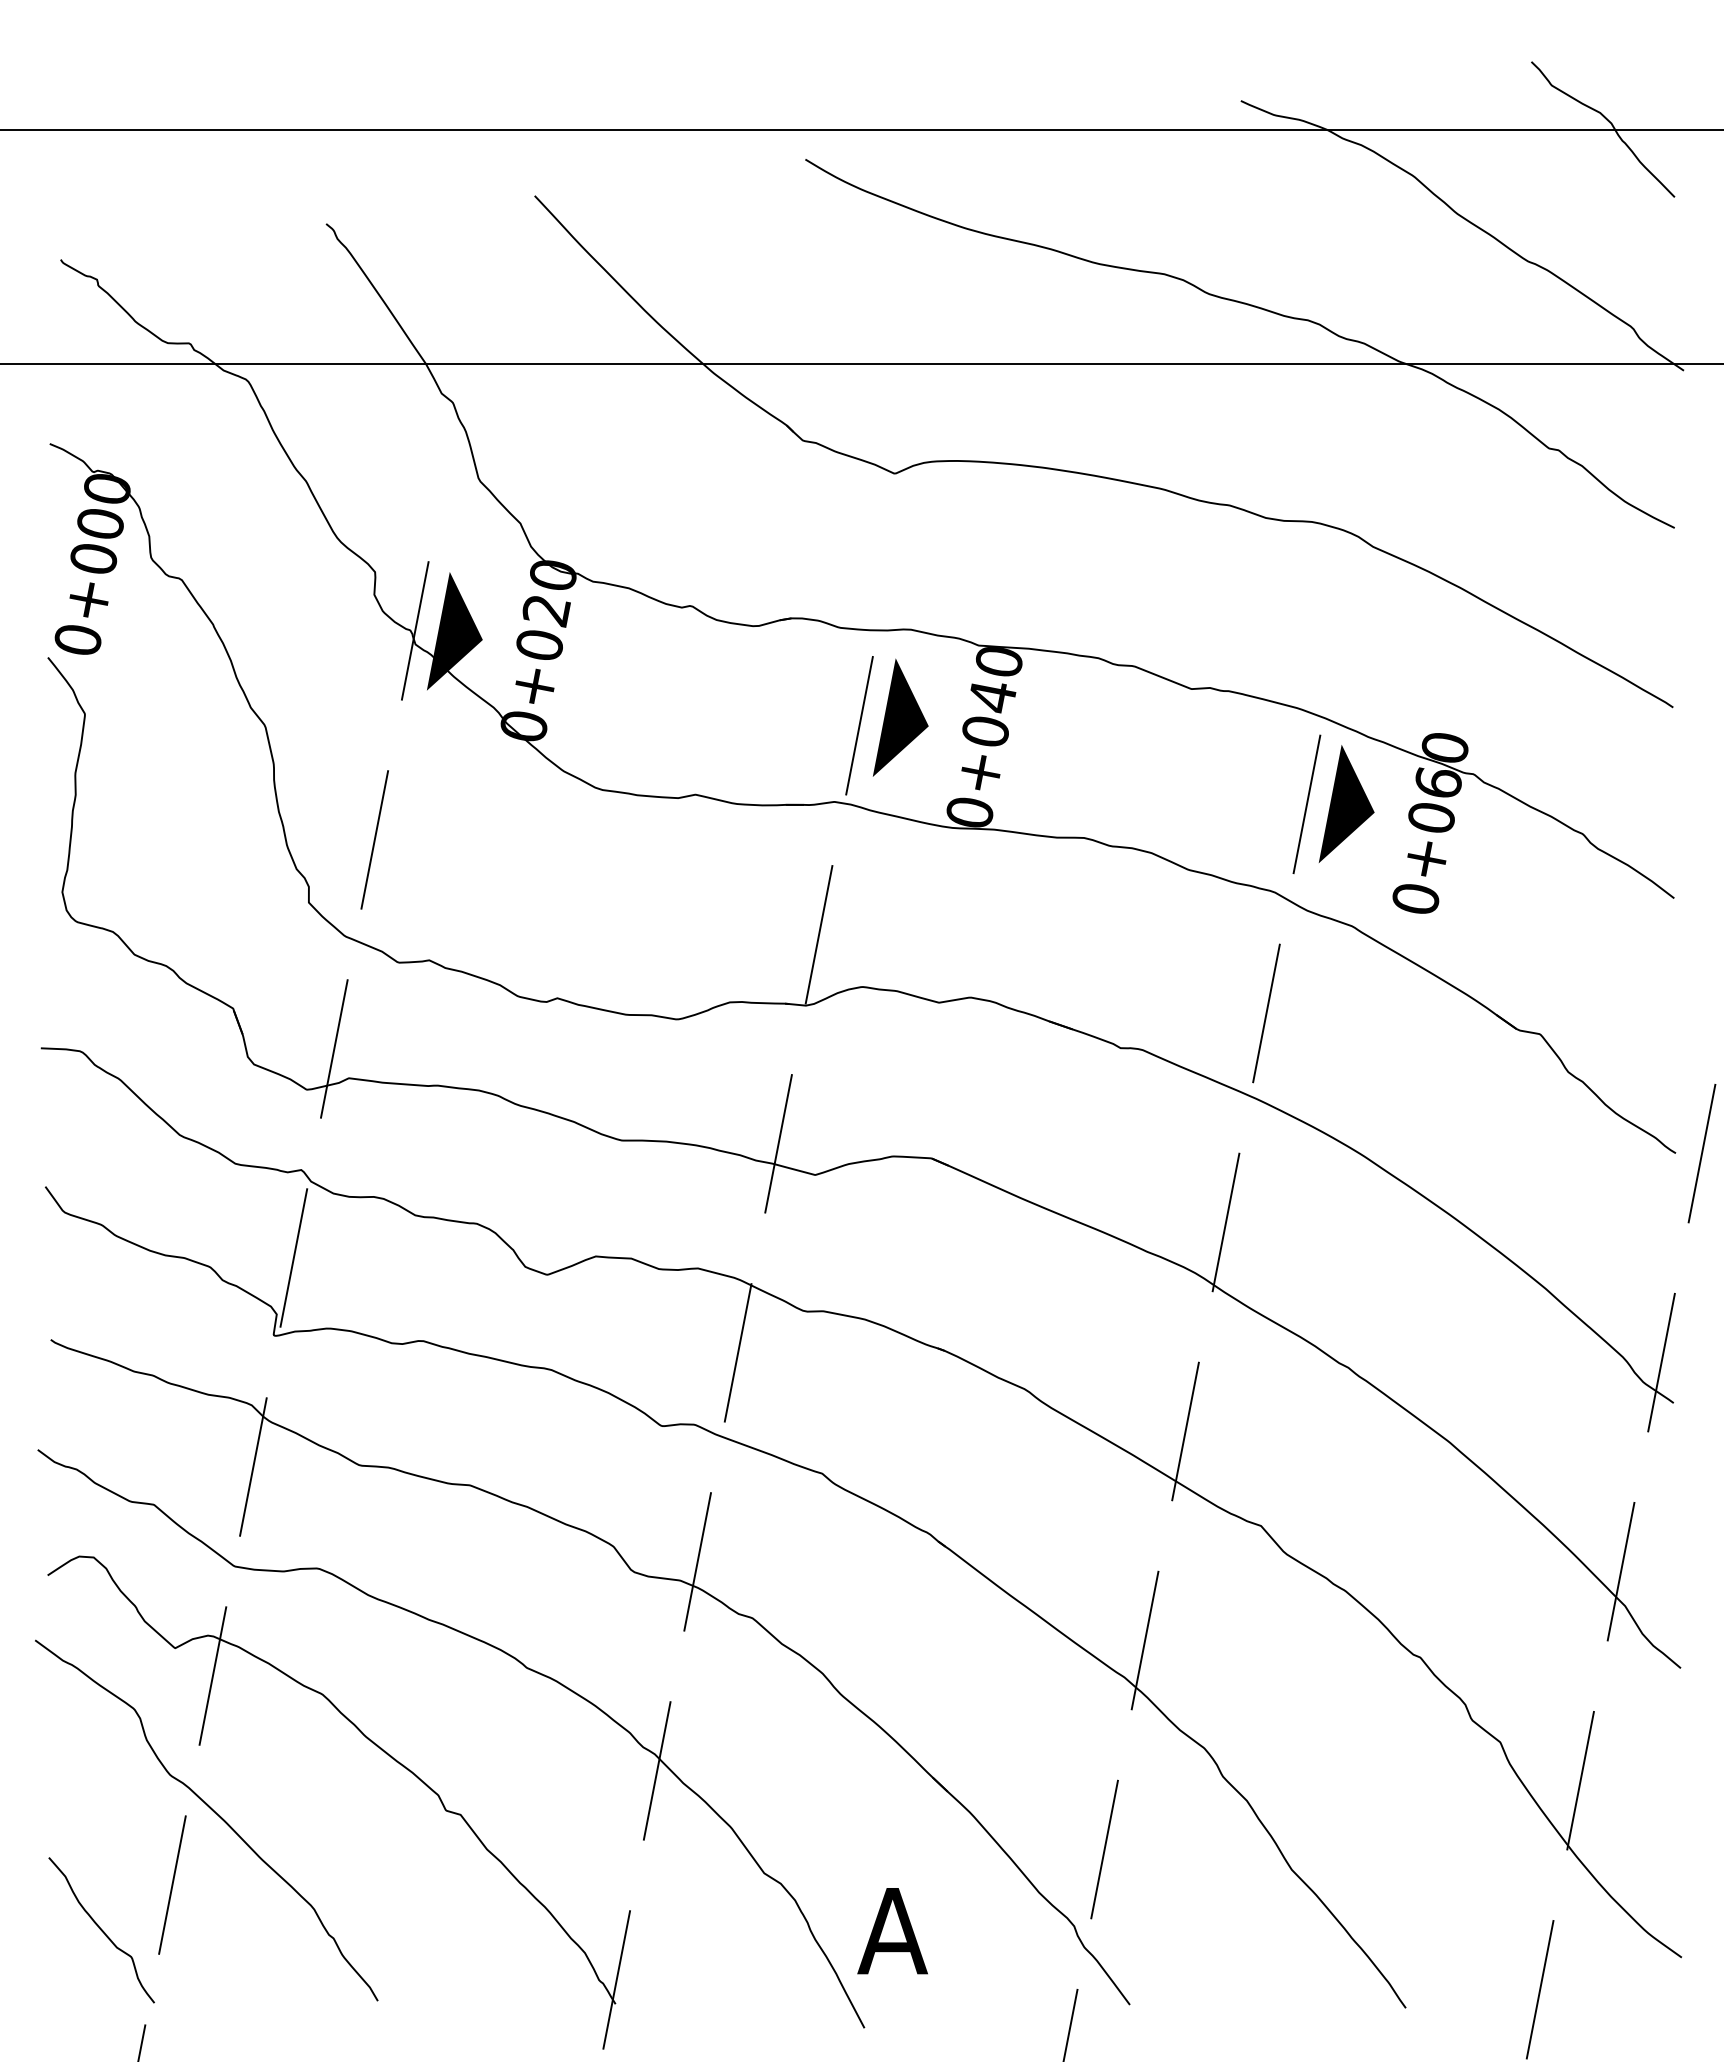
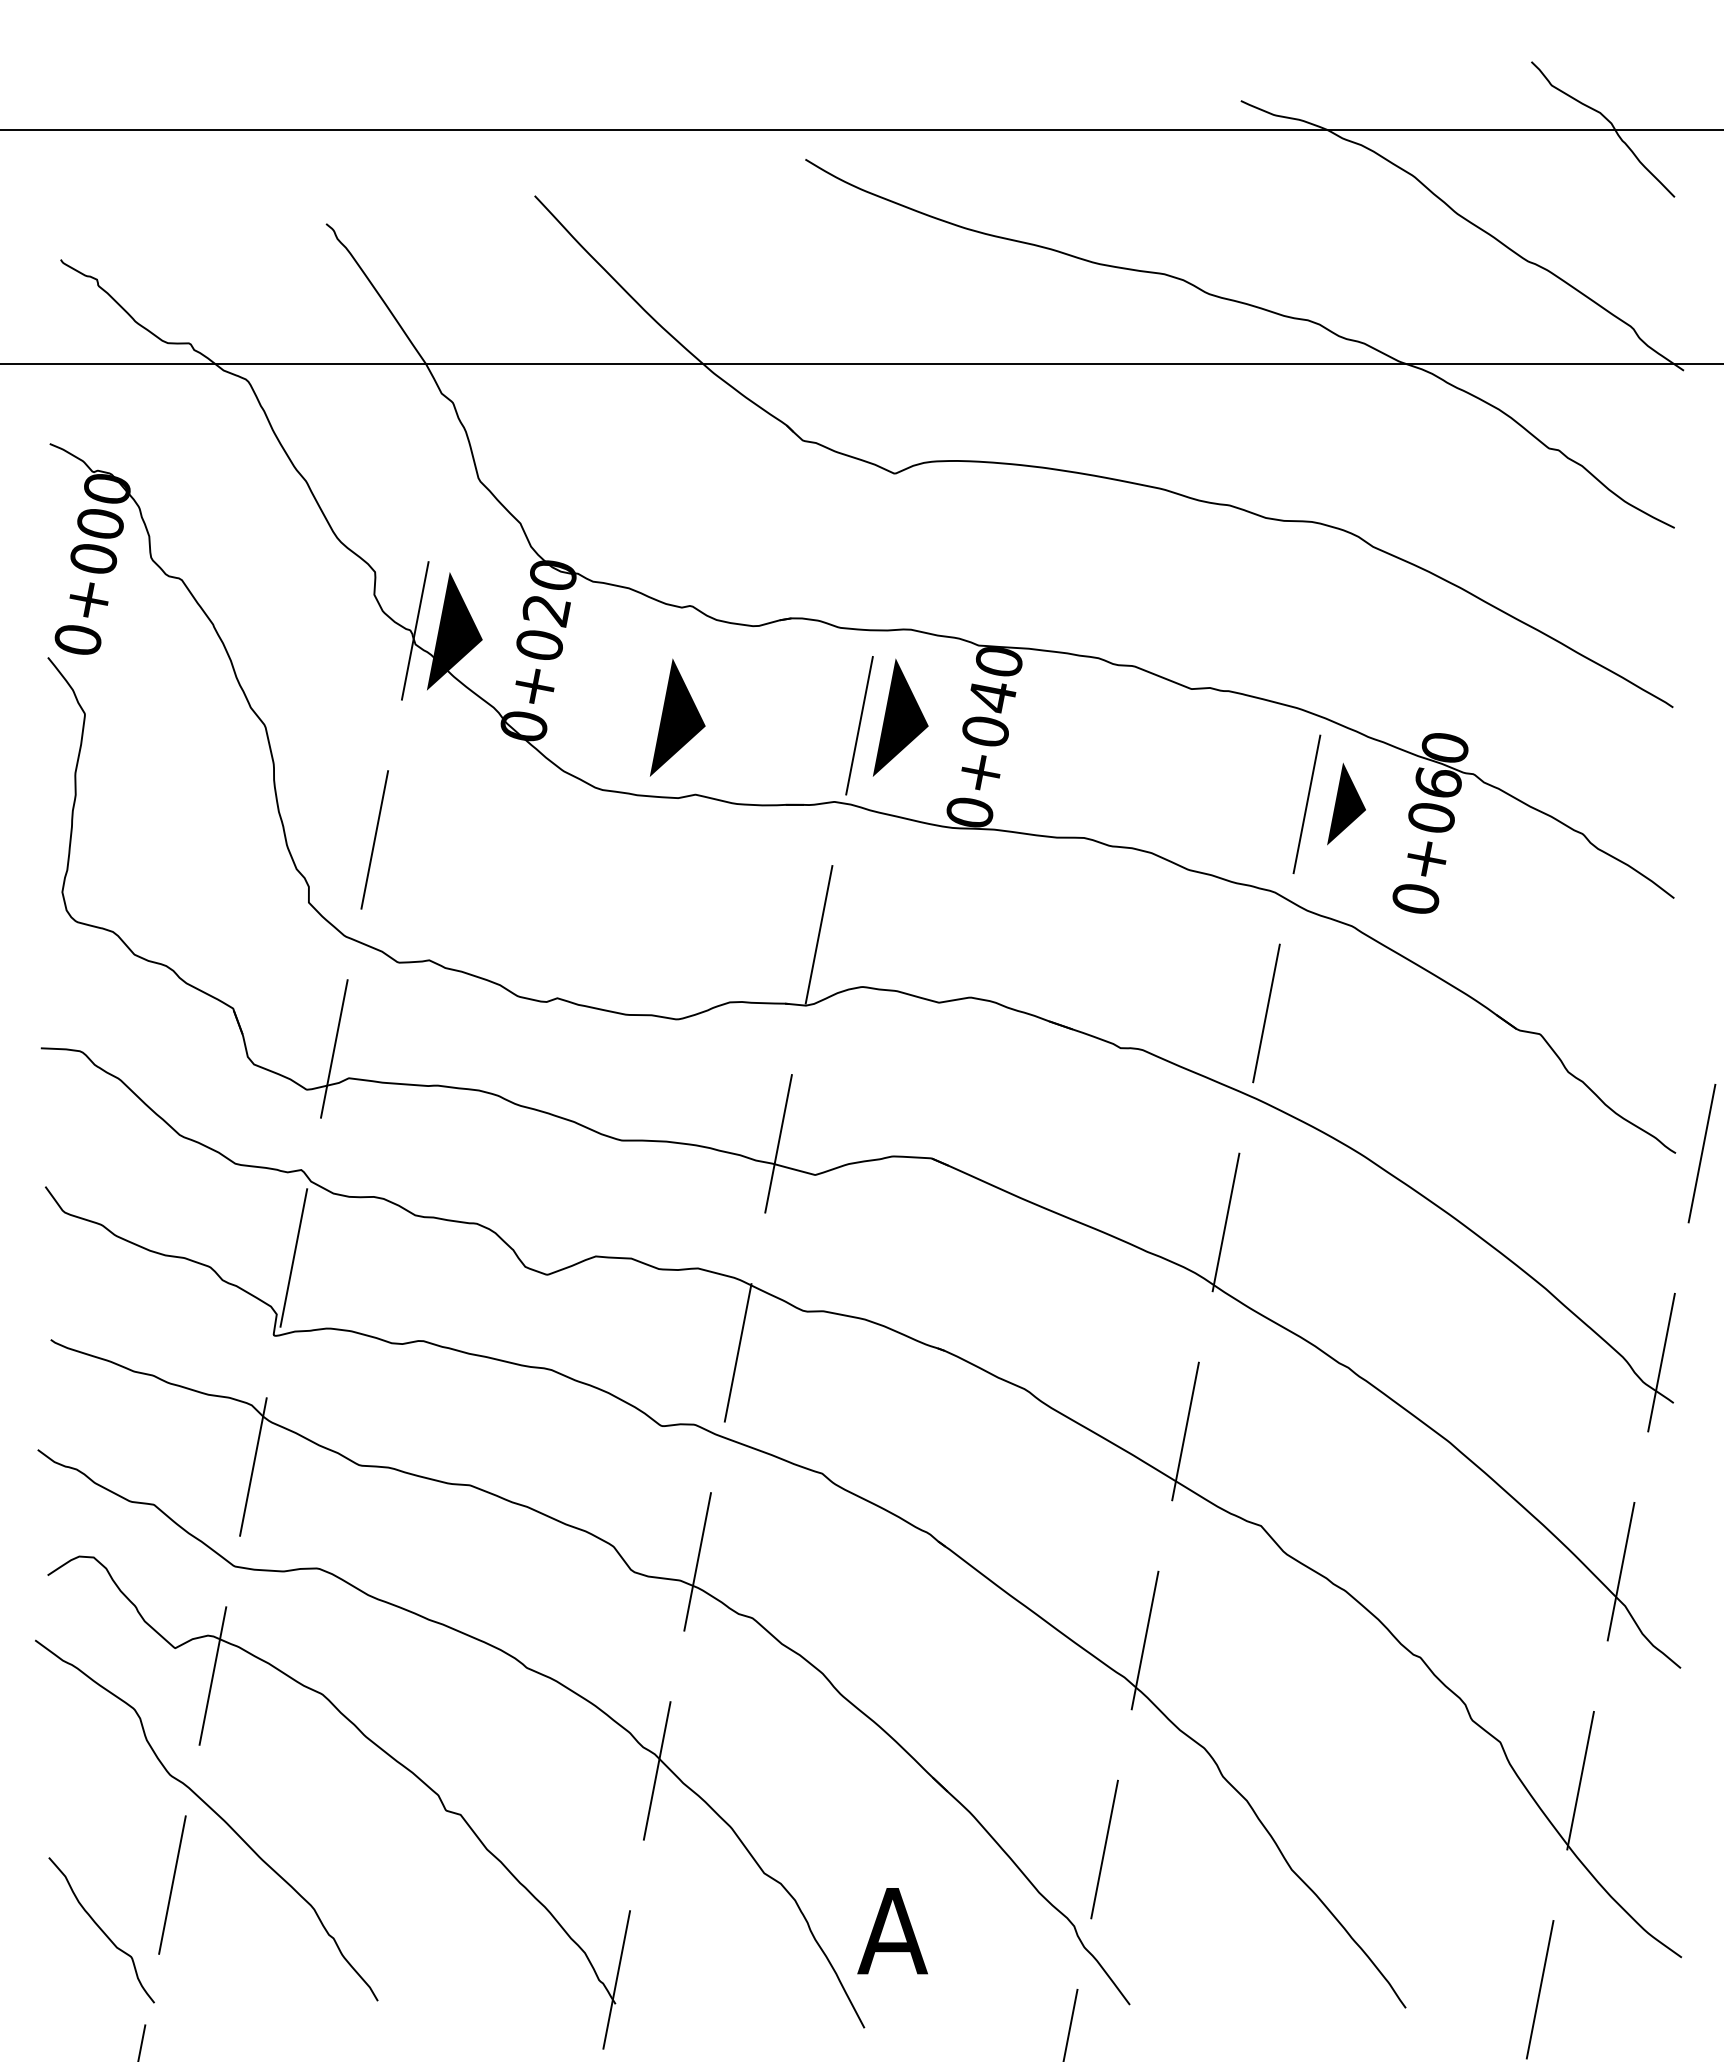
part: none -> present (677, 717)
part size: 57x118 px -> 39x84 px (1346, 803)
